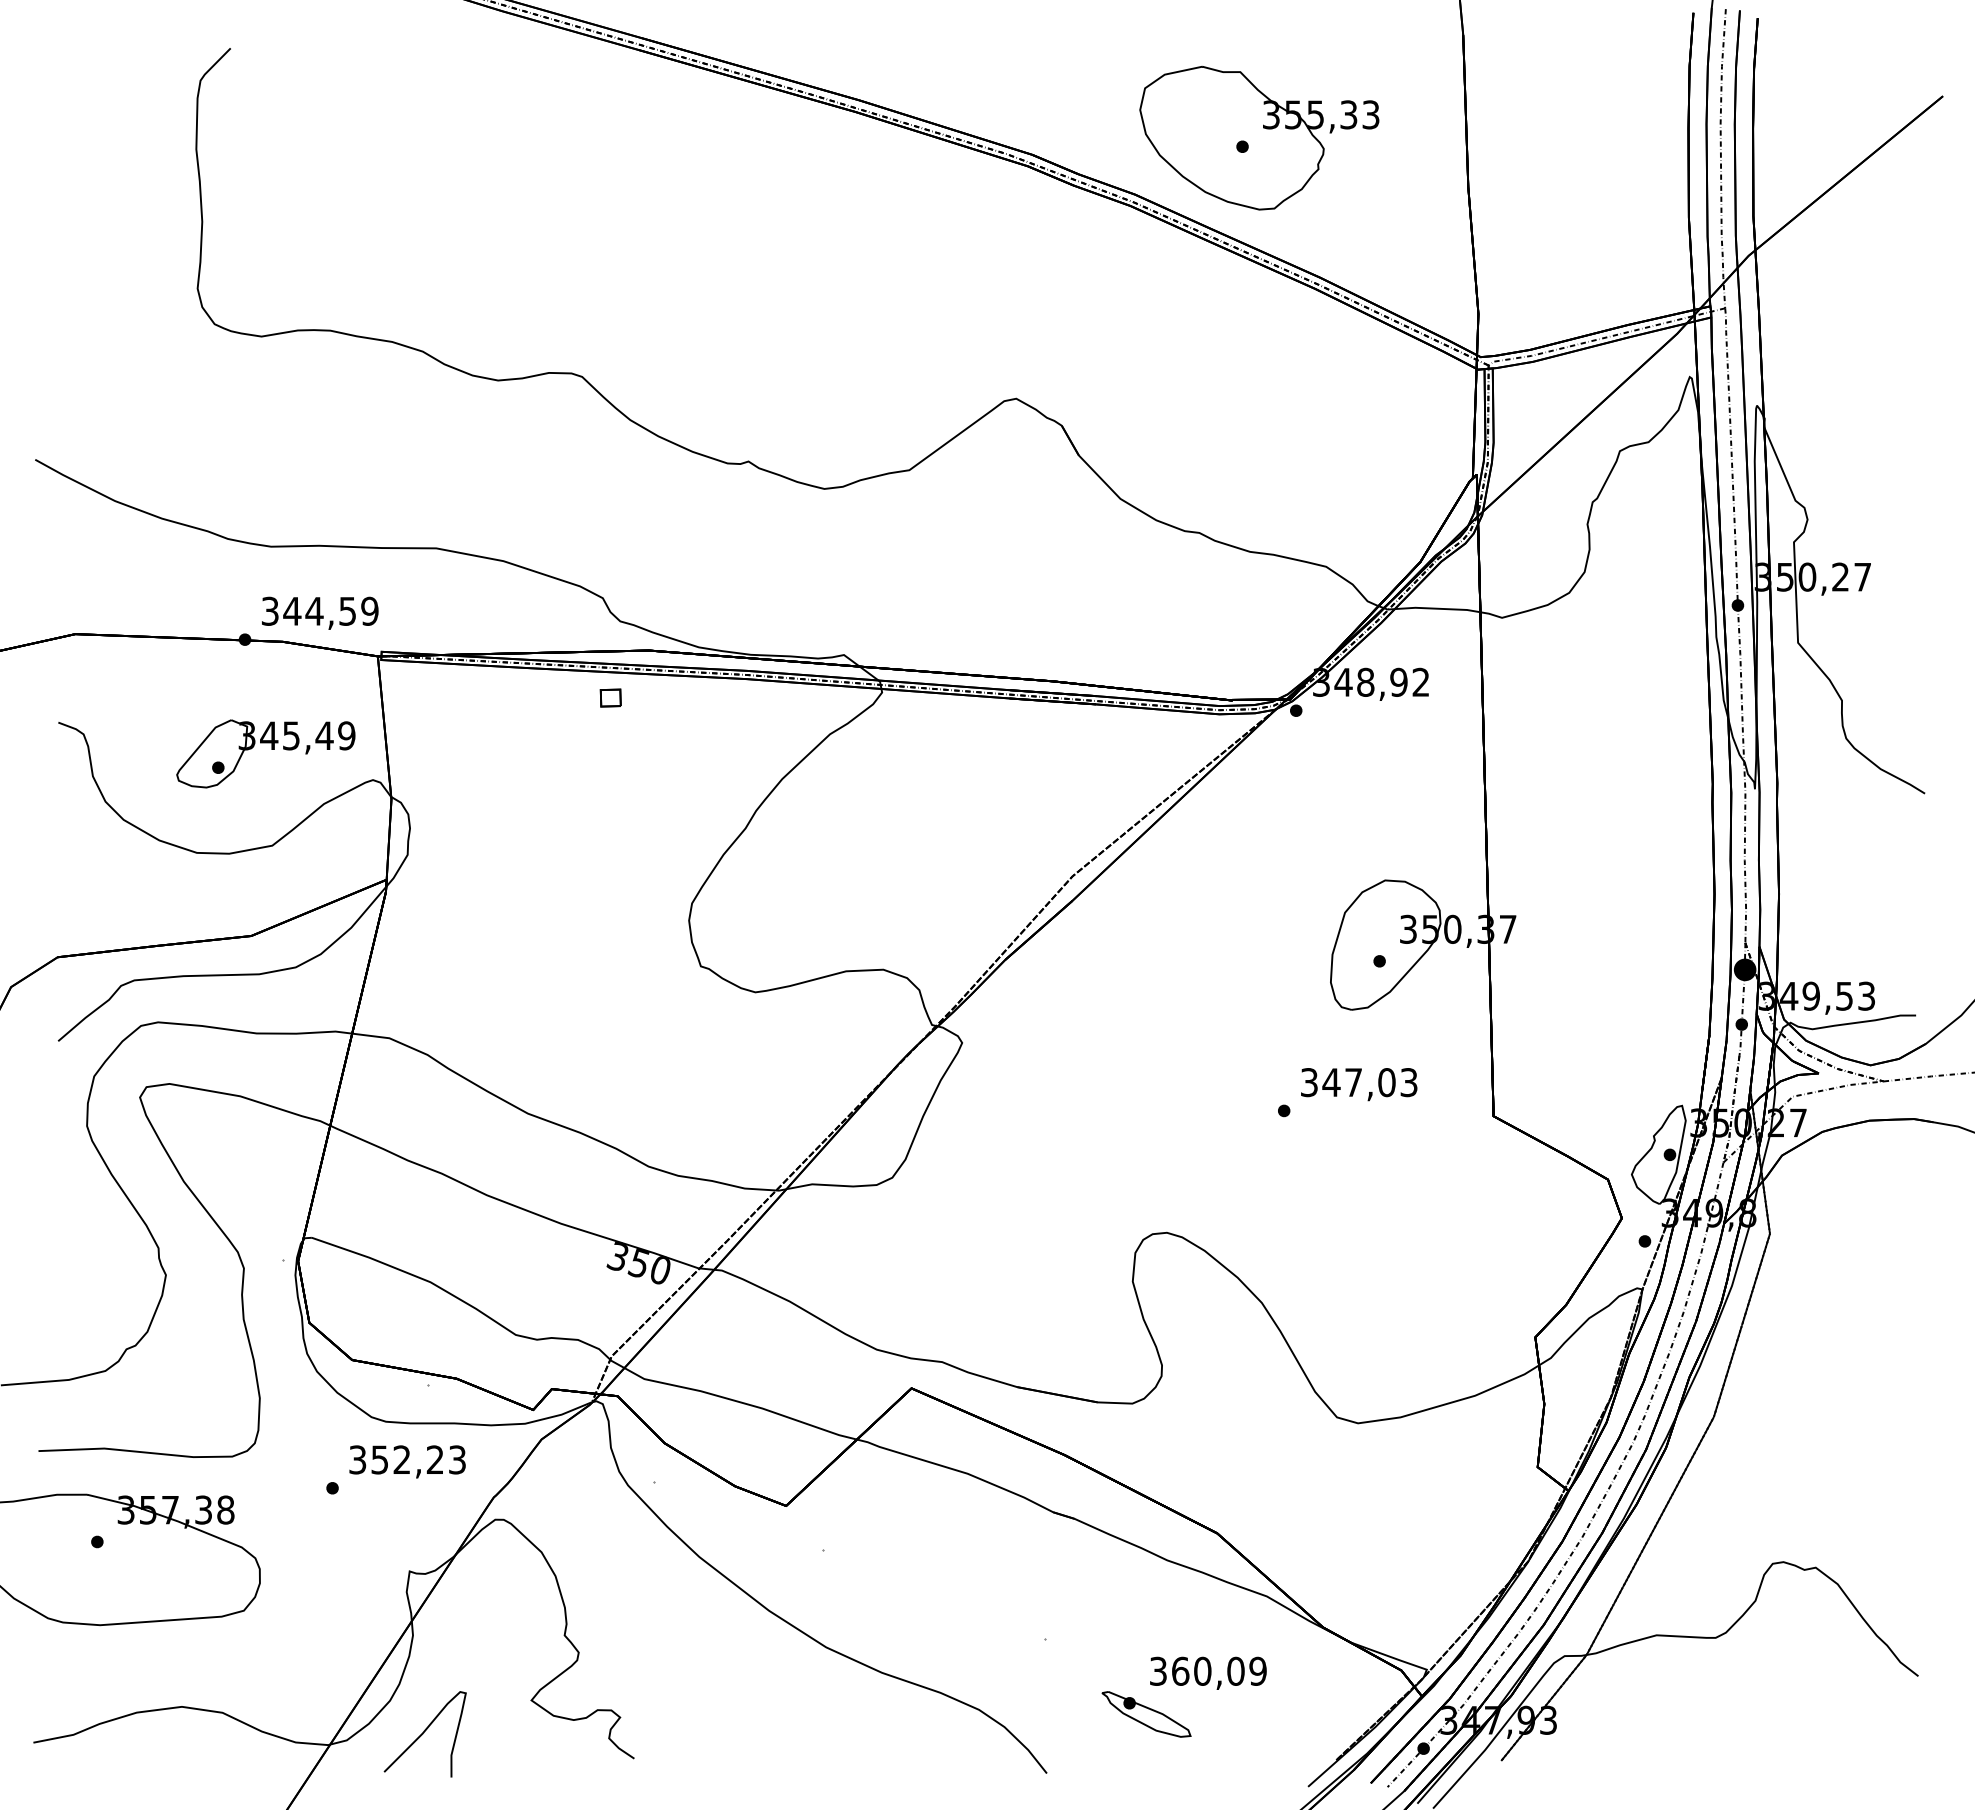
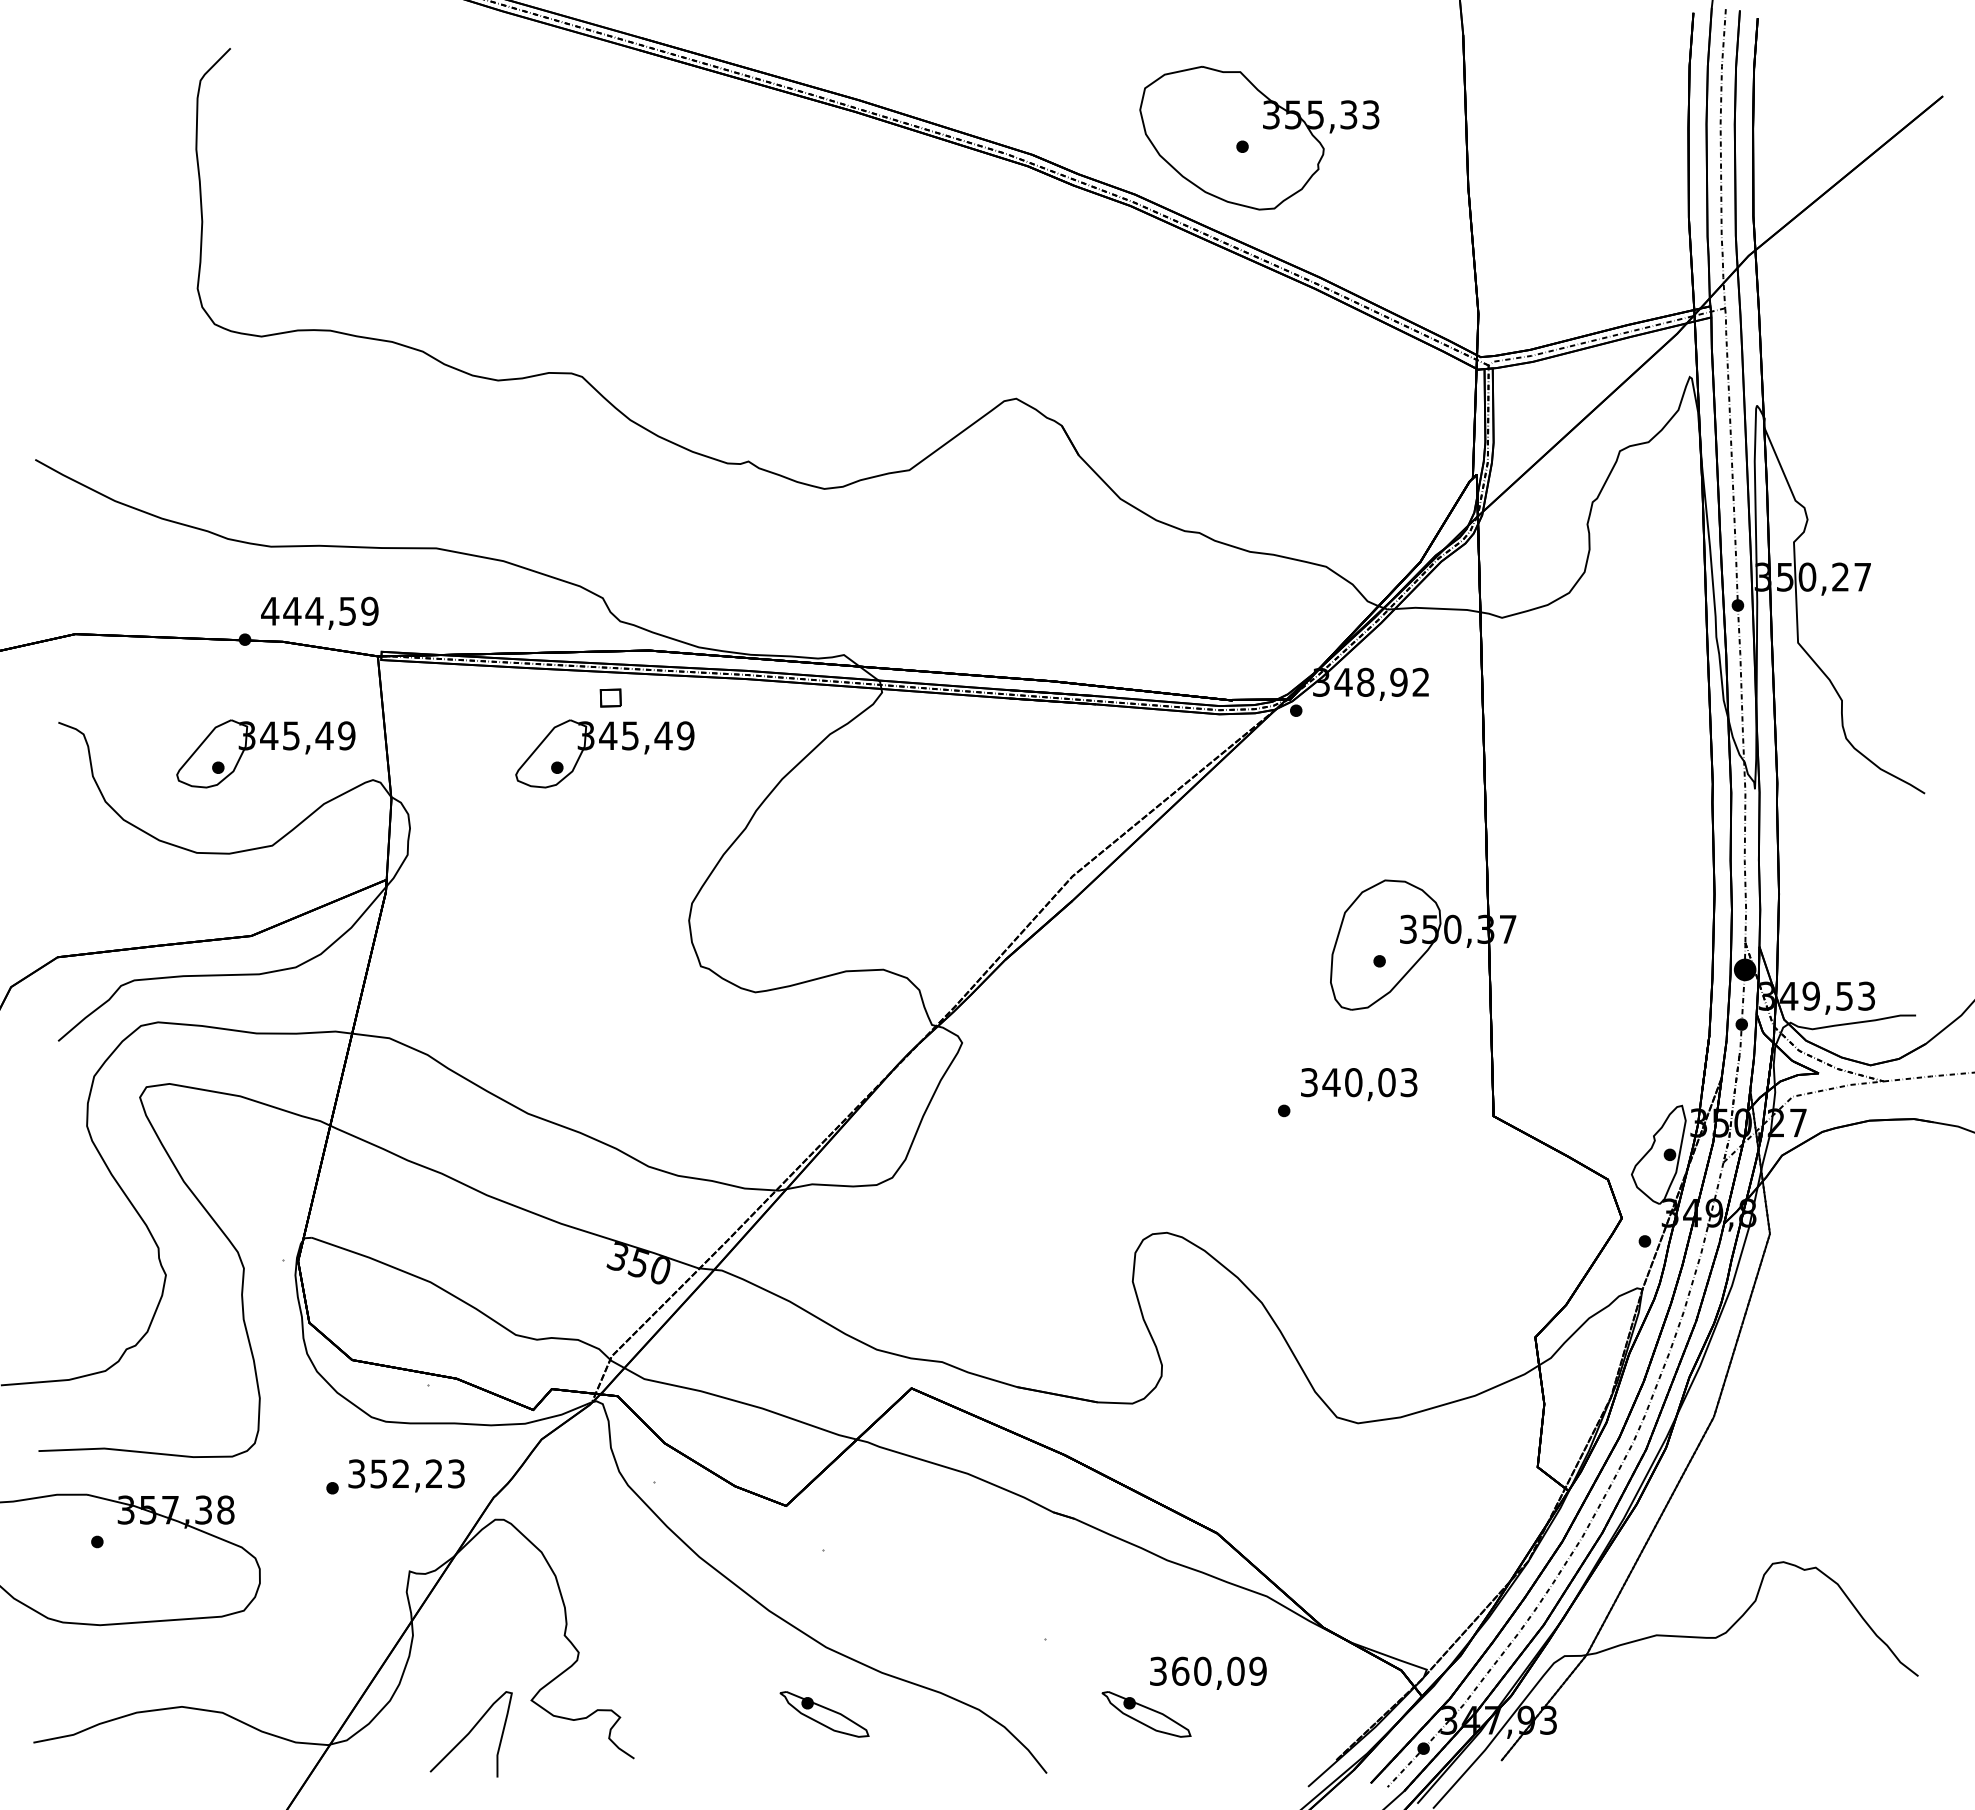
text: 344,59 -> 444,59 (270, 610)
part: none -> present (610, 749)
text: 347,03 -> 340,03 (1353, 1082)
text position: (407, 1461) -> (406, 1475) (406, 1475)
part: none -> present (824, 1714)
curve position: (423, 1734) -> (469, 1734) (469, 1734)
